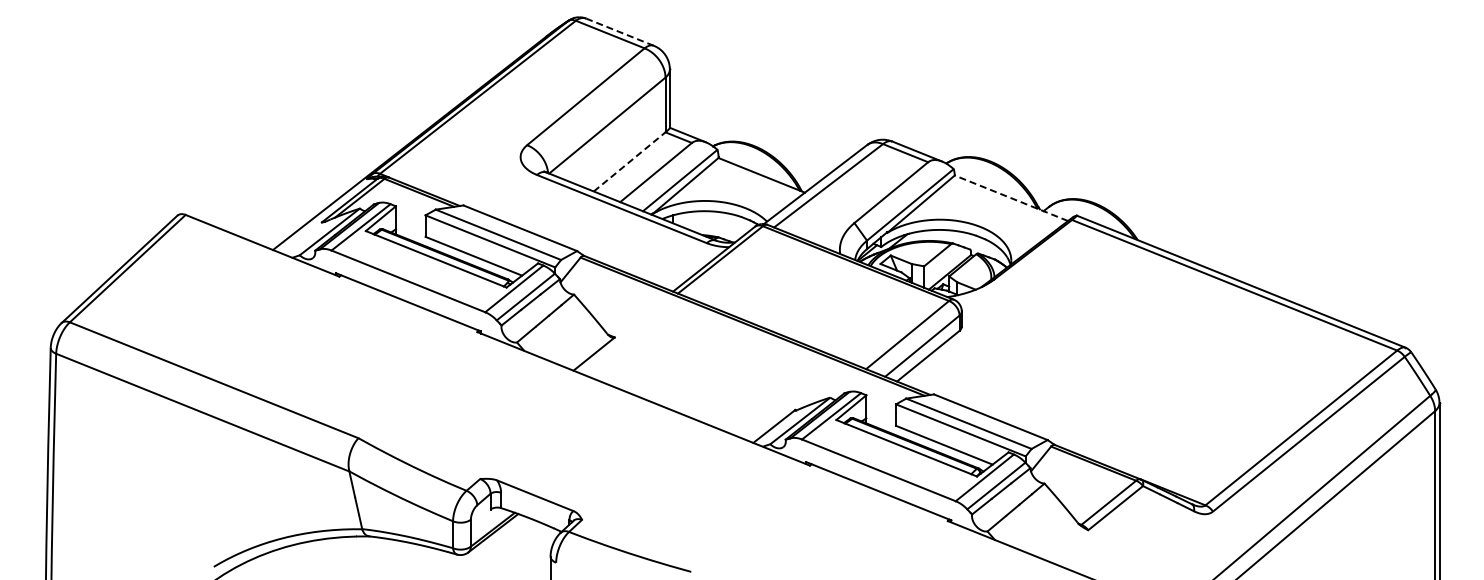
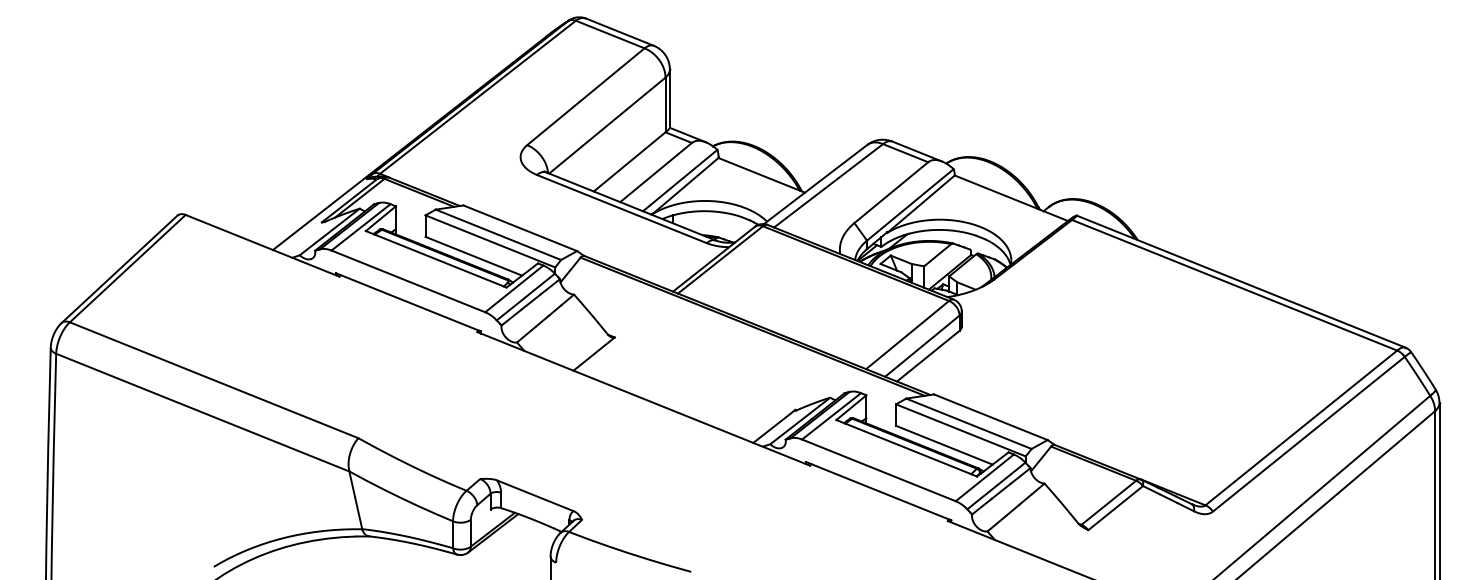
line: dashed -> solid (619, 32)
line: dashed -> solid (630, 161)
line: dashed -> solid (1010, 198)
